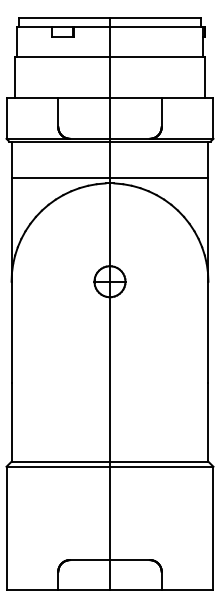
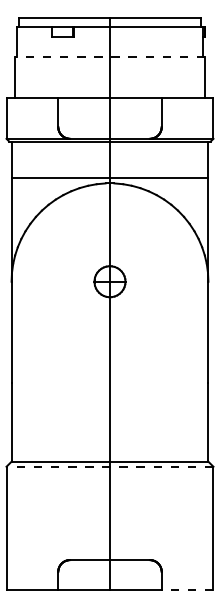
line: solid -> dashed (109, 57)
line: solid -> dashed (109, 466)
line: solid -> dashed (187, 589)
